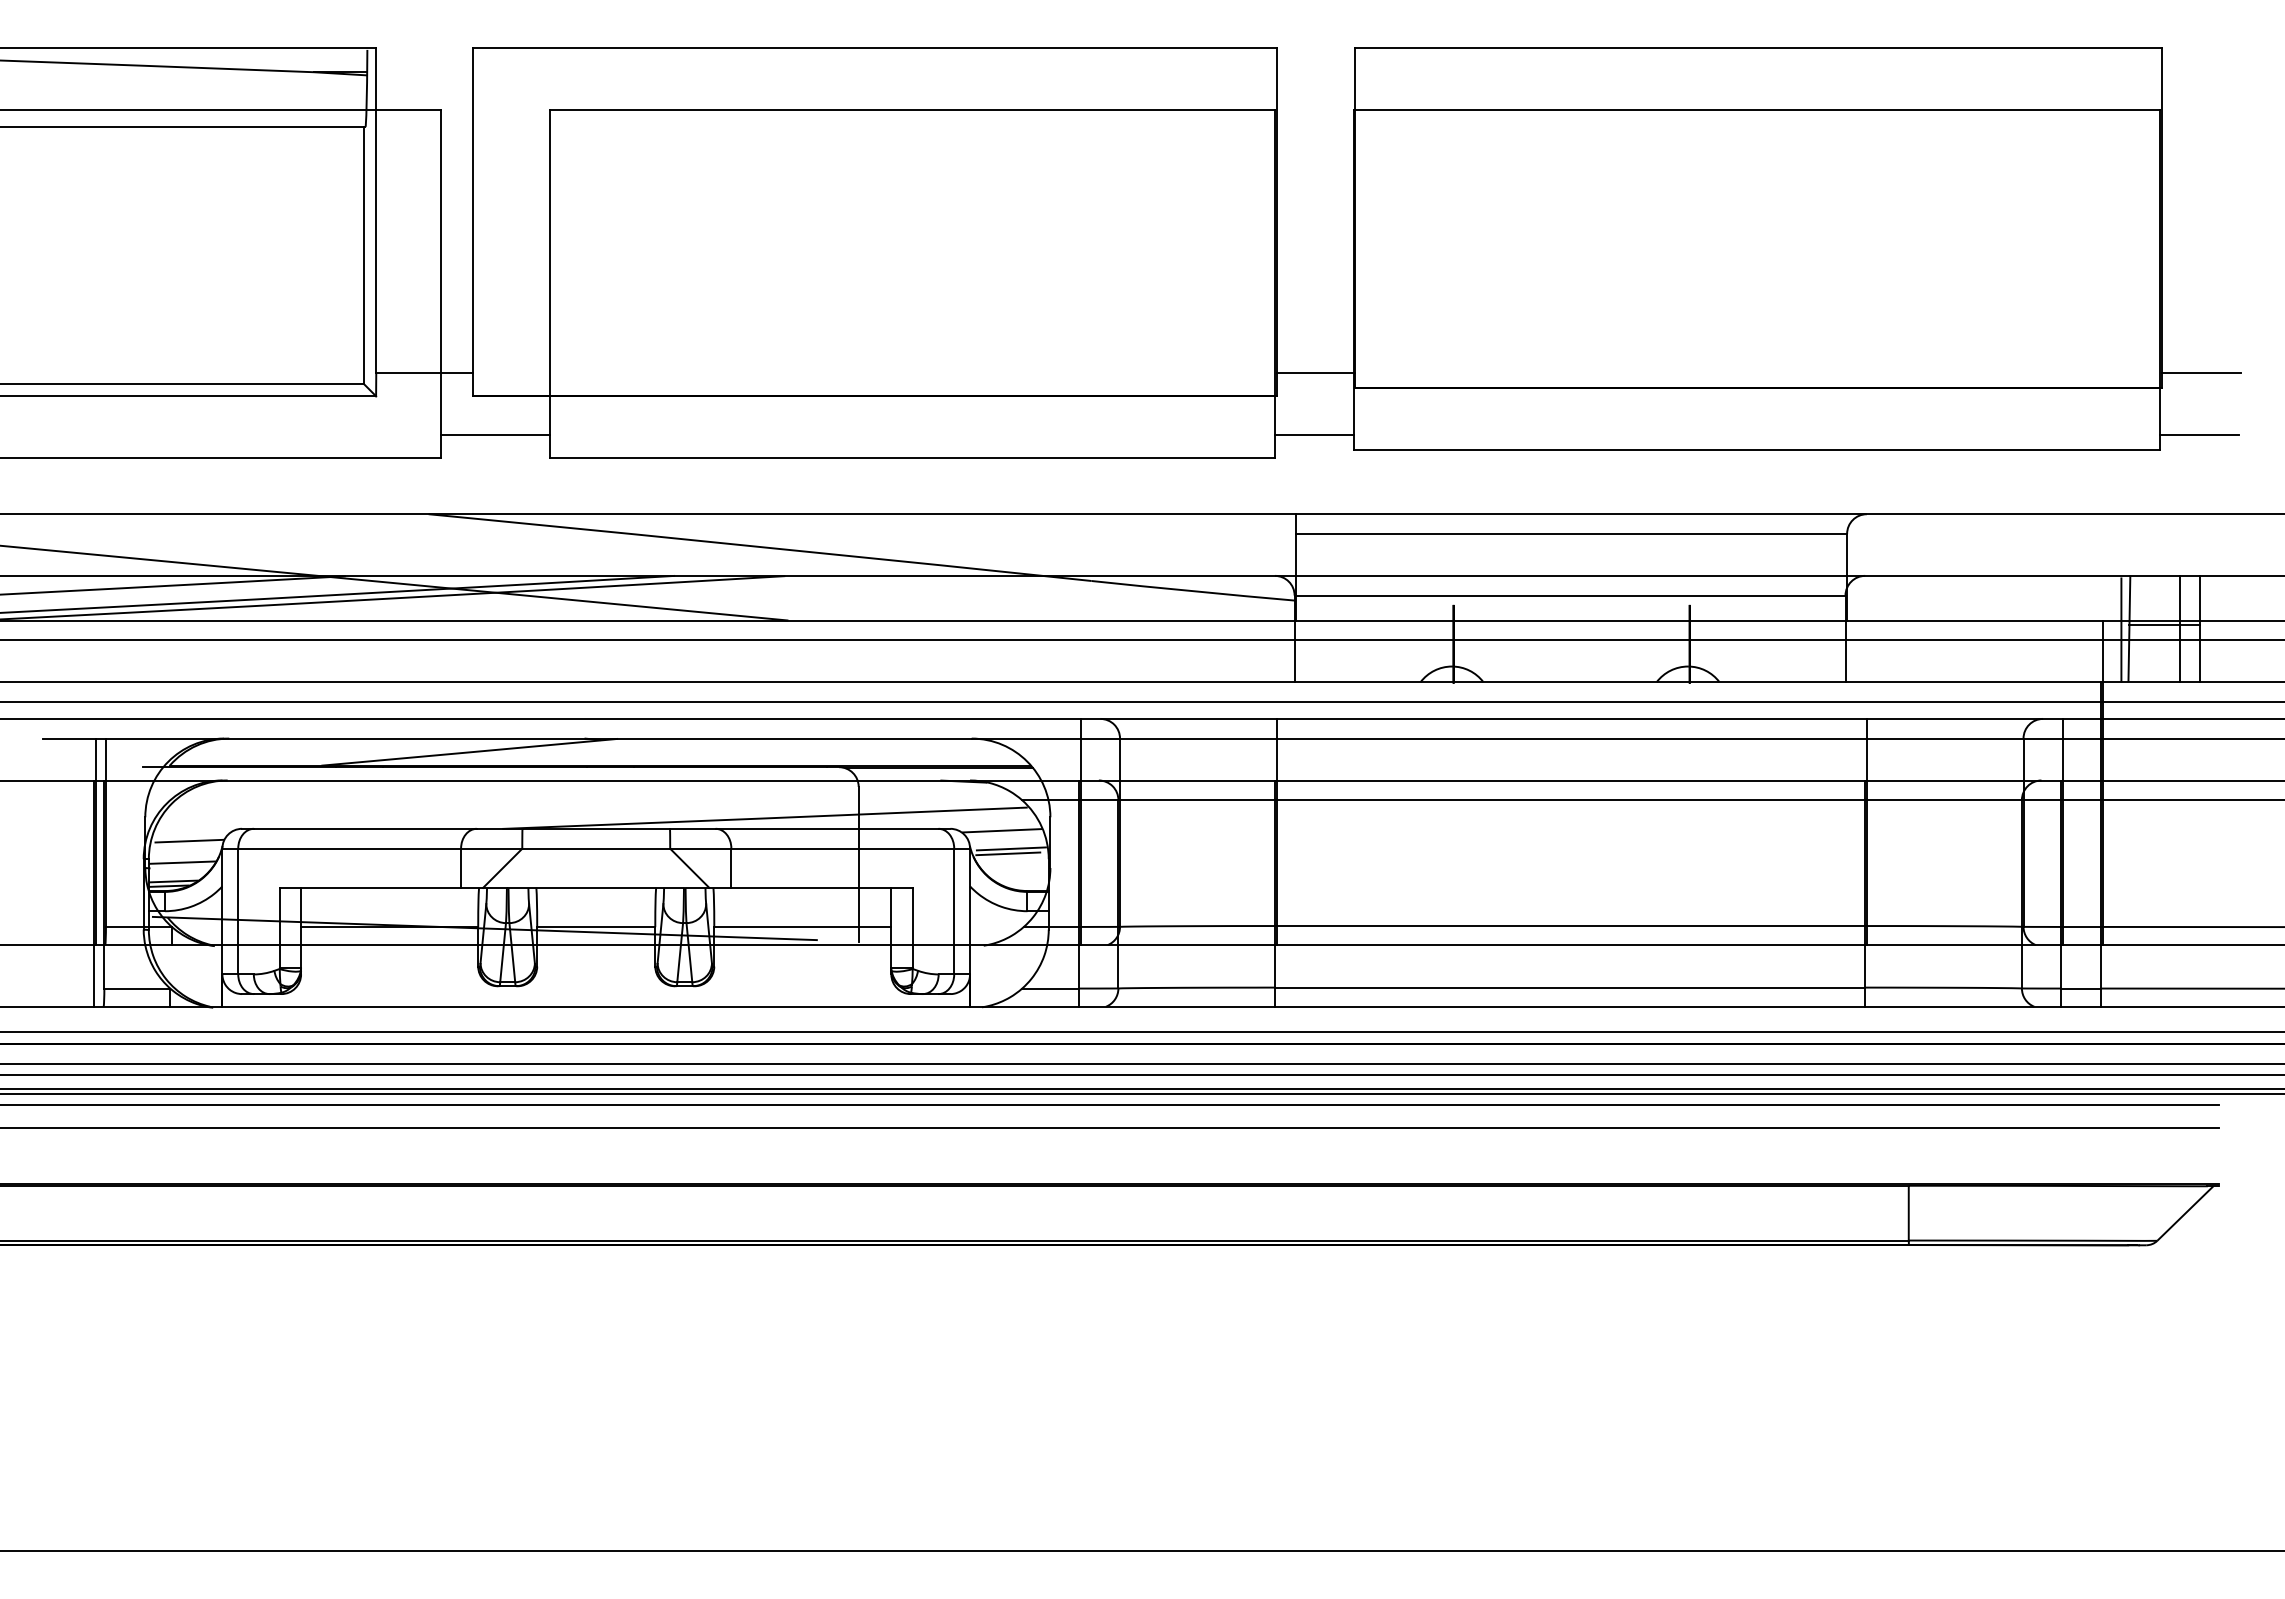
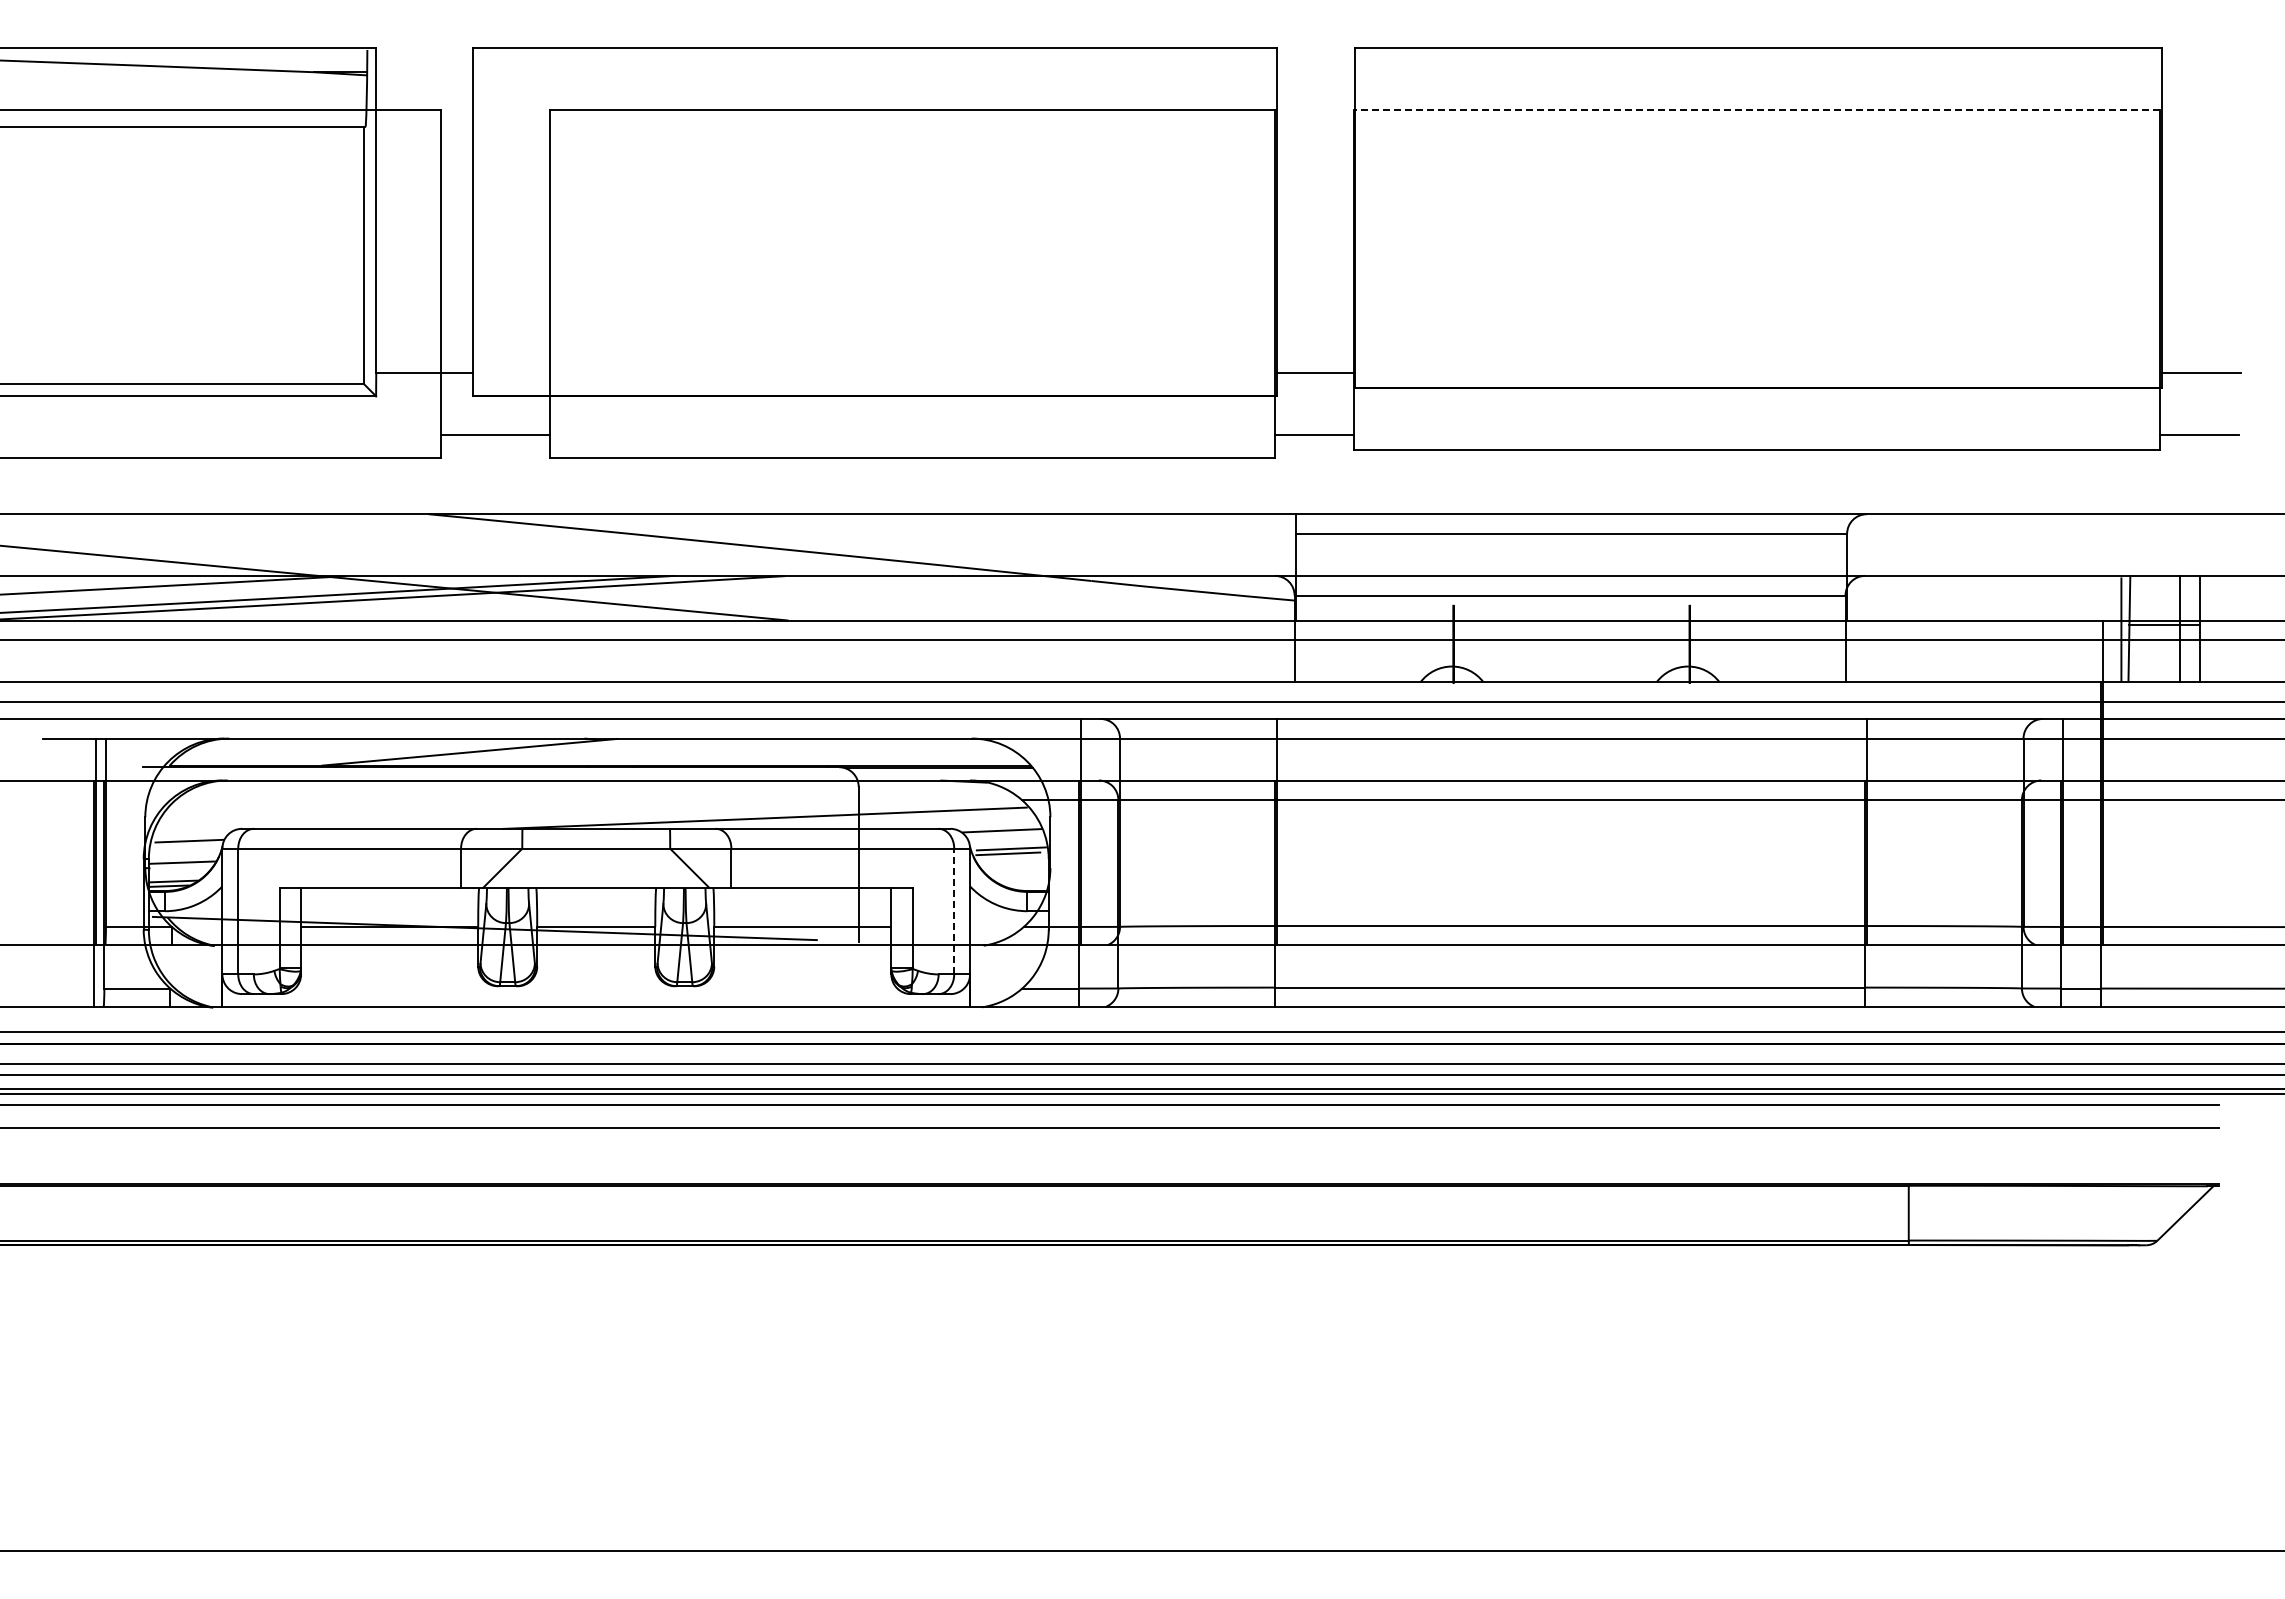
line: solid -> dashed (1756, 109)
line: solid -> dashed (954, 911)
